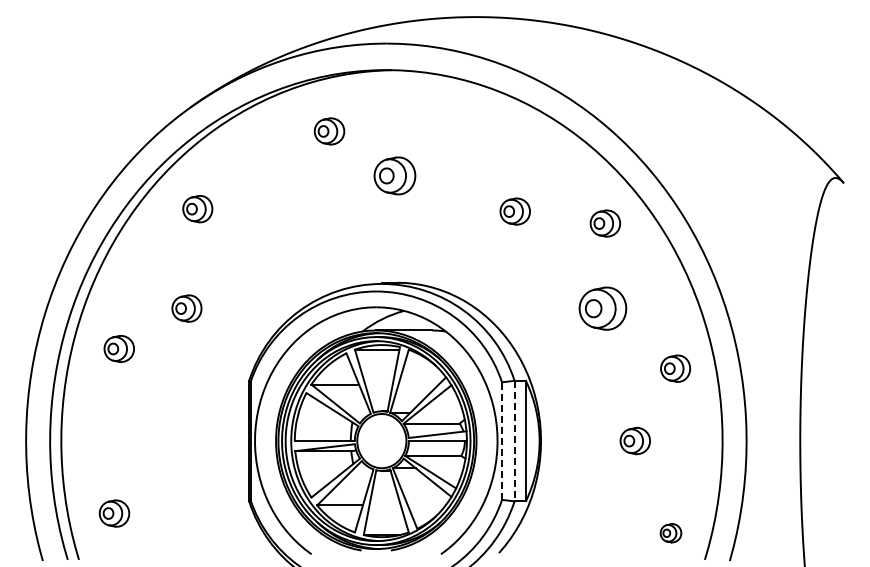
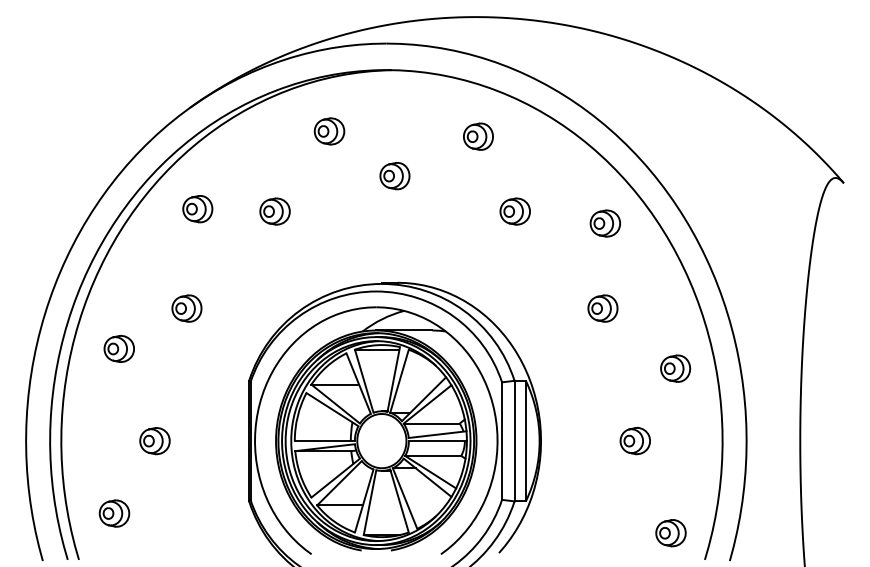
part: none -> present (478, 136)
part size: 44x40 px -> 32x29 px (394, 176)
part: none -> present (274, 211)
part size: 50x45 px -> 32x29 px (602, 308)
part: none -> present (154, 441)
line: dashed -> solid (502, 441)
line: dashed -> solid (514, 441)
part size: 24x21 px -> 32x29 px (670, 533)
